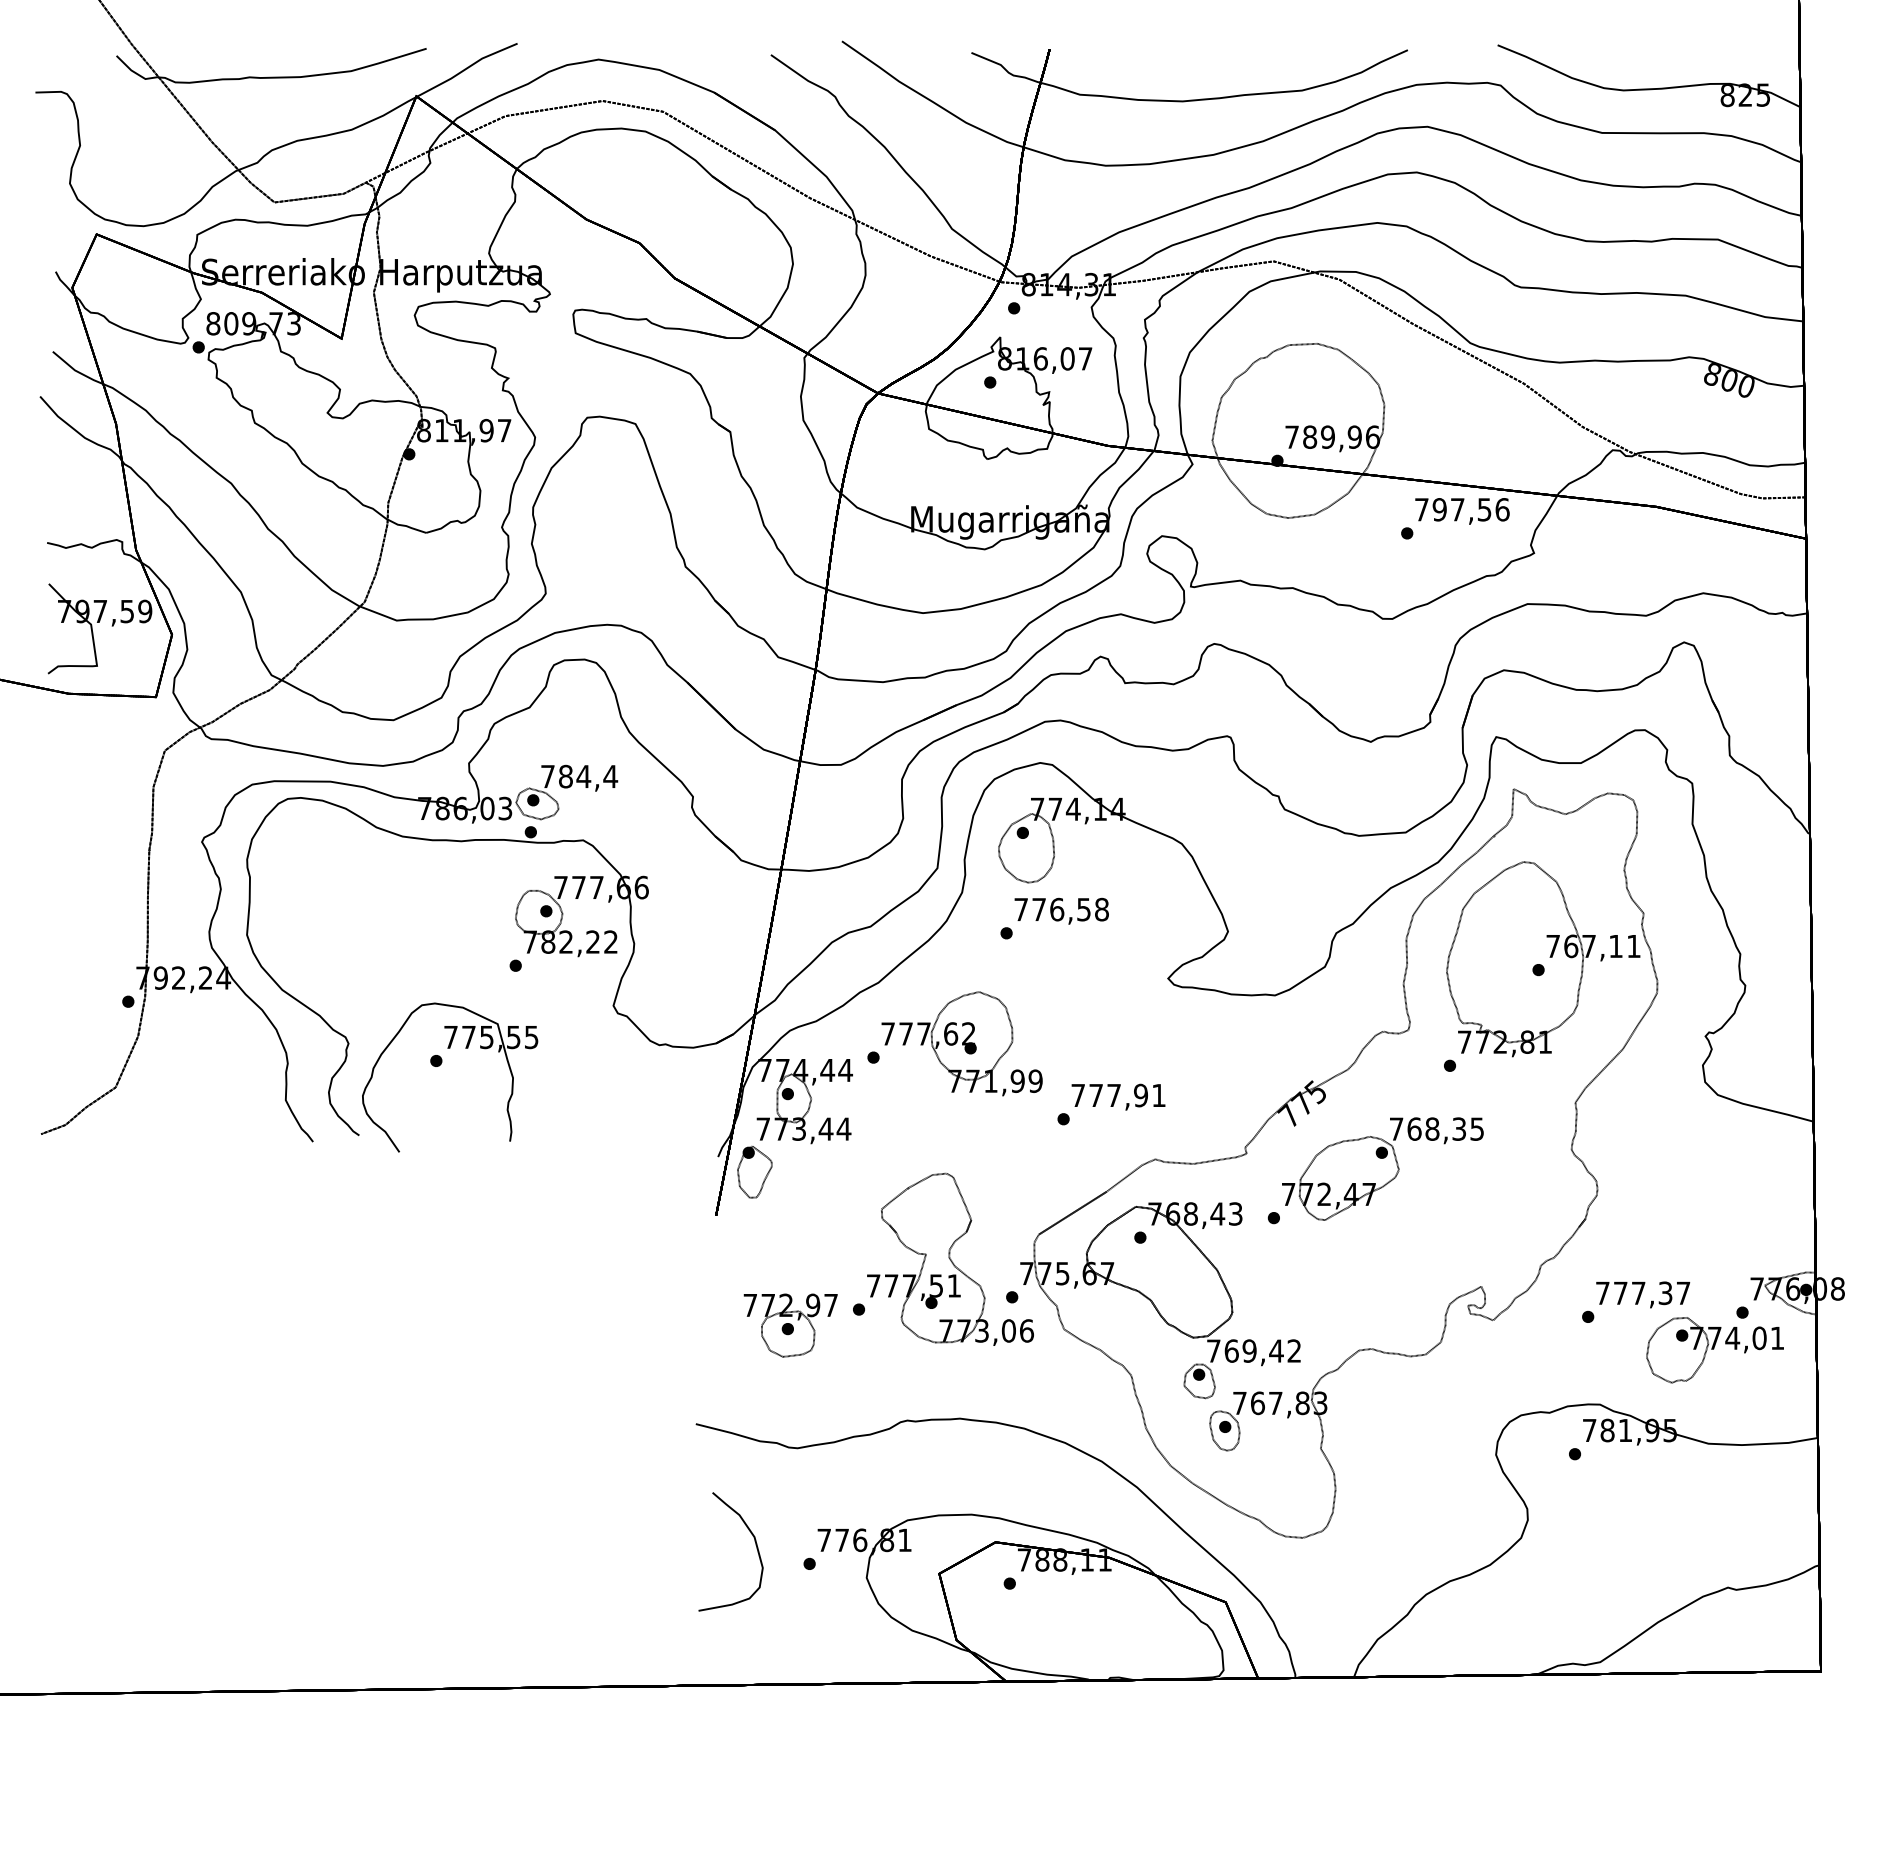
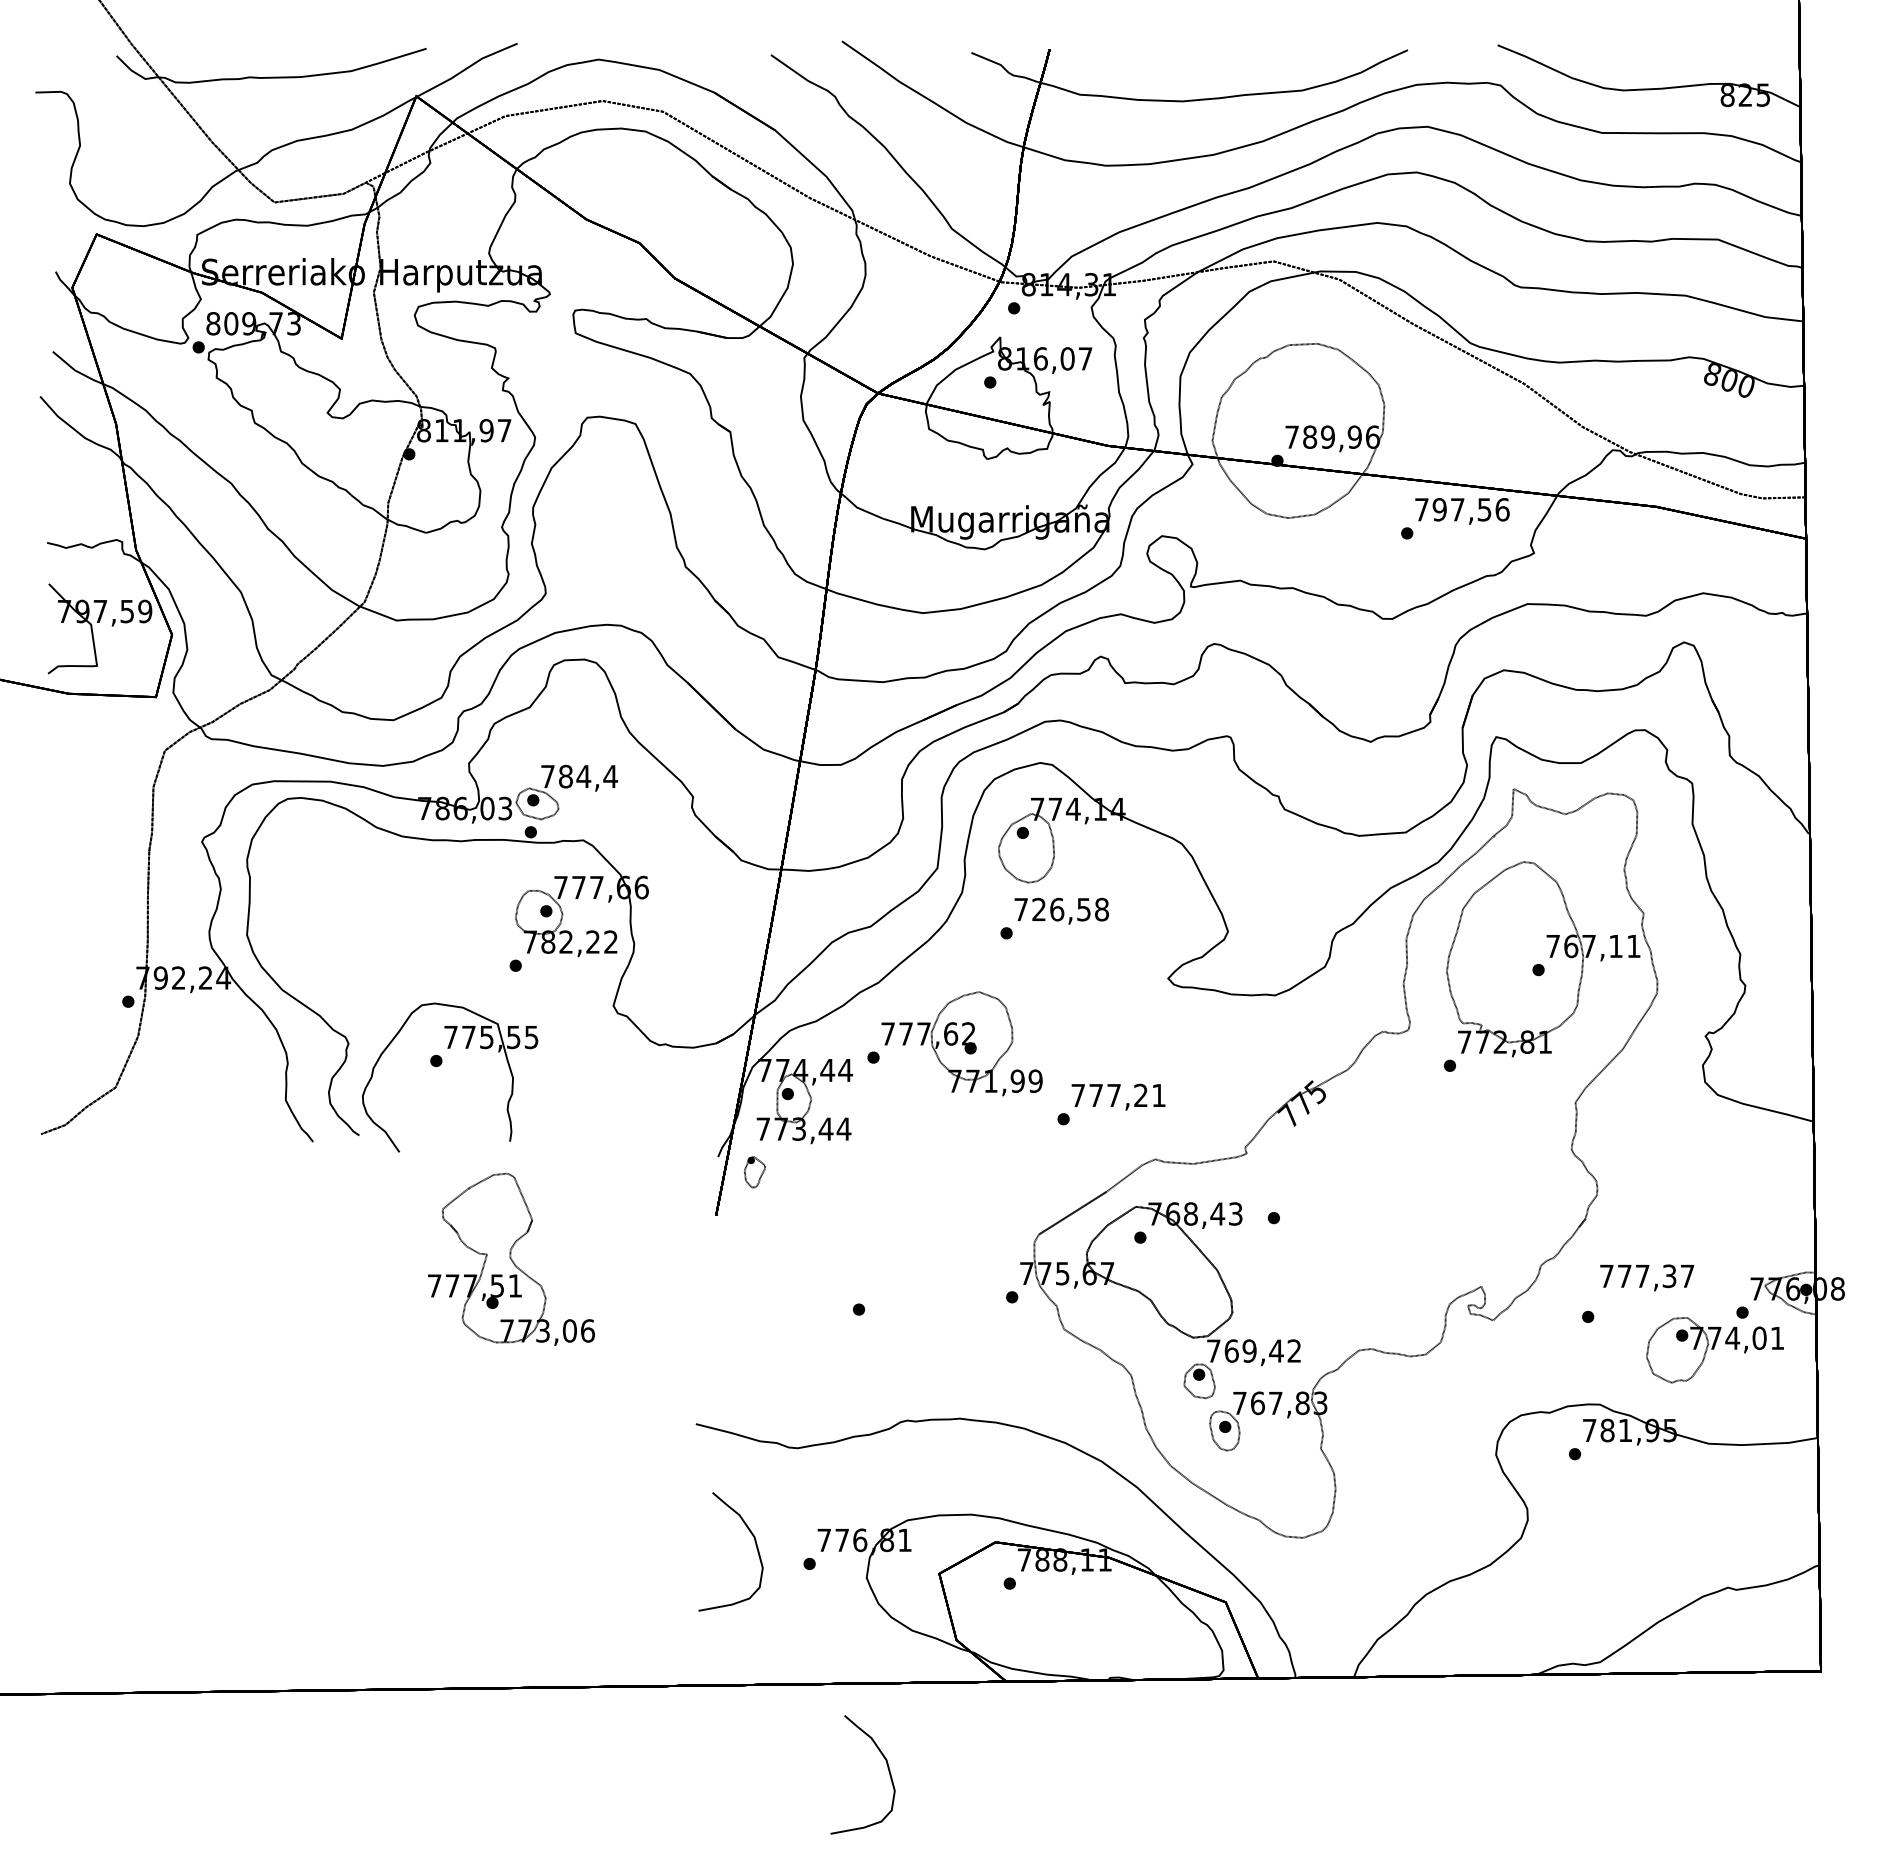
text: 776,58 -> 726,58 (1038, 908)
text: 777,91 -> 777,21 (1140, 1095)
part: present -> none (1382, 1168)
part size: 36x54 px -> 22x33 px (754, 1172)
part position: (950, 1258) -> (511, 1258) (511, 1258)
text position: (1643, 1294) -> (1647, 1277) (1647, 1277)
part: present -> none (790, 1325)
part: none -> present (887, 1768)
